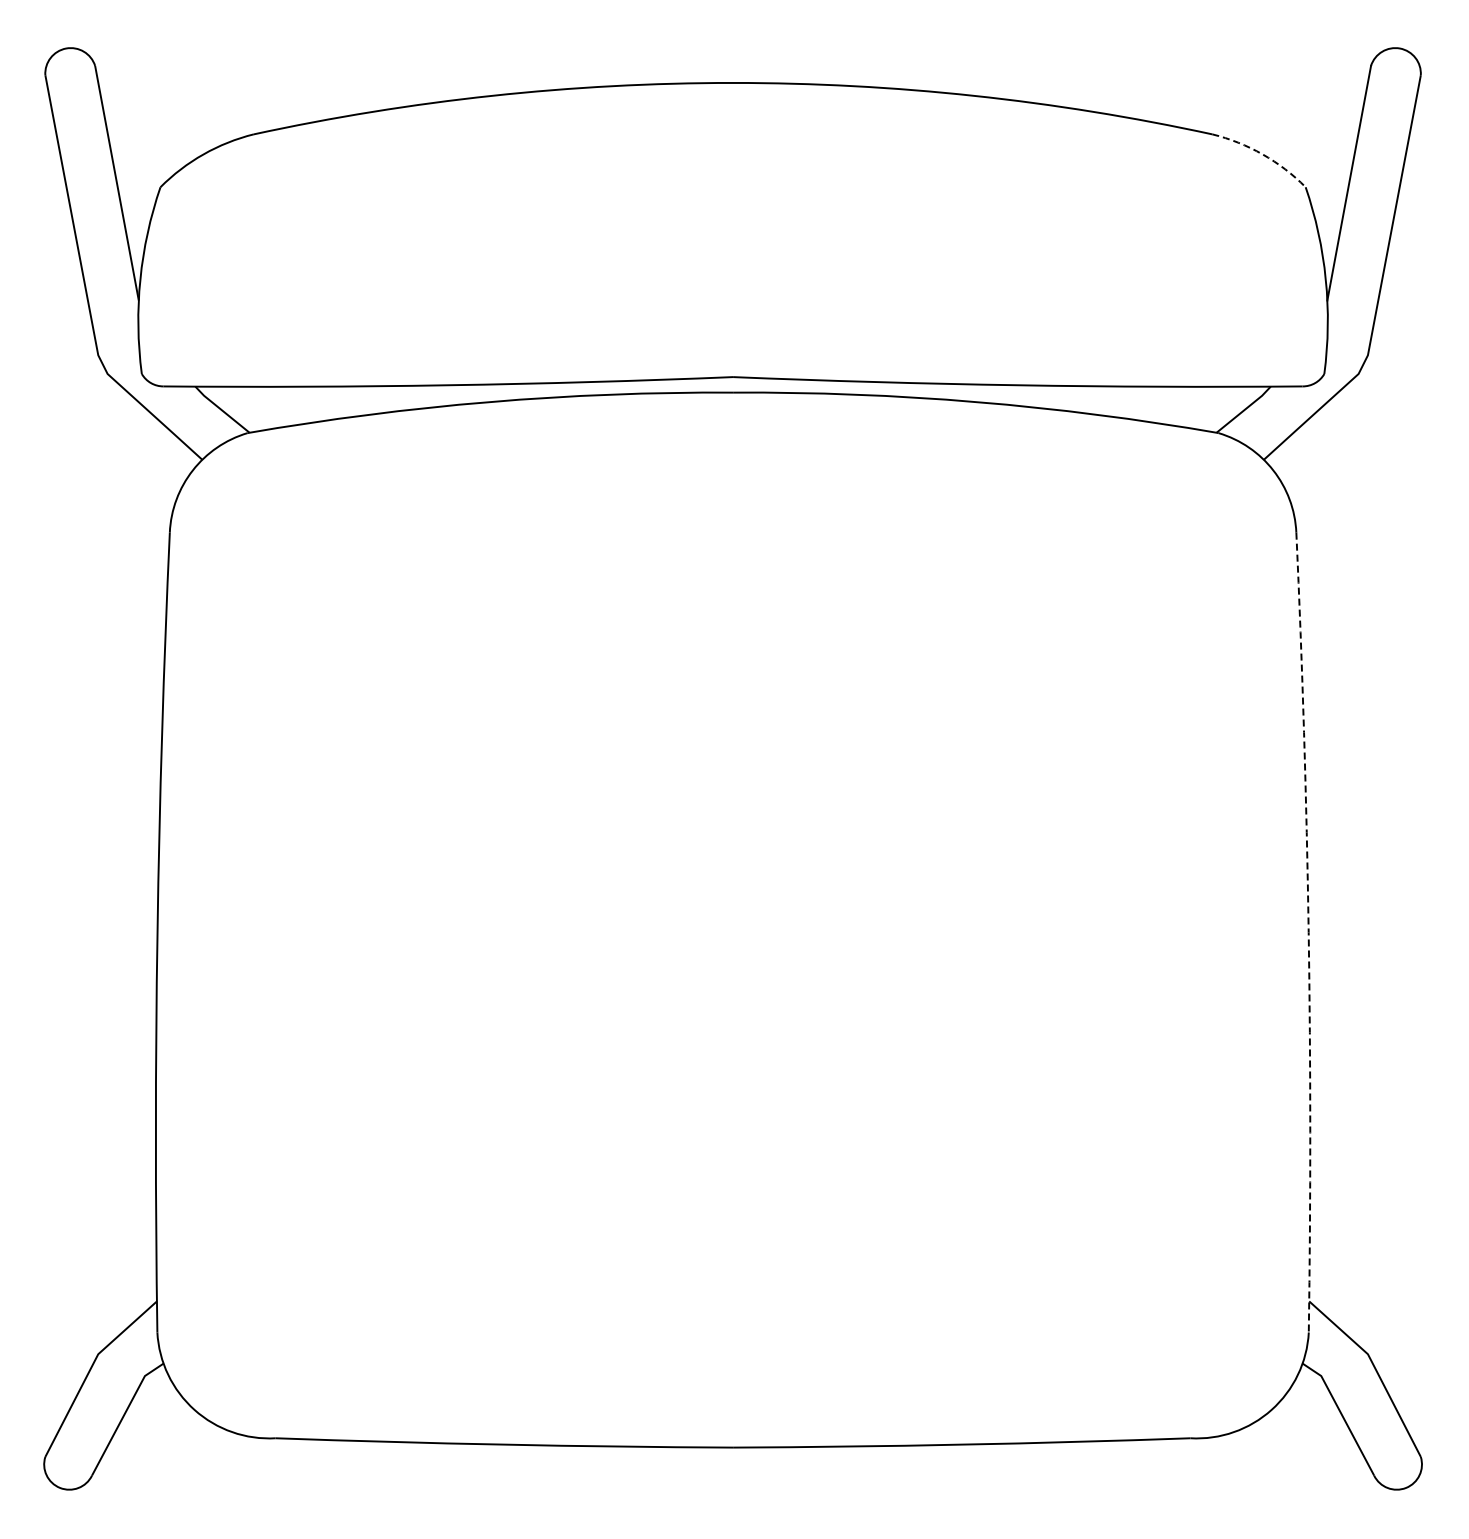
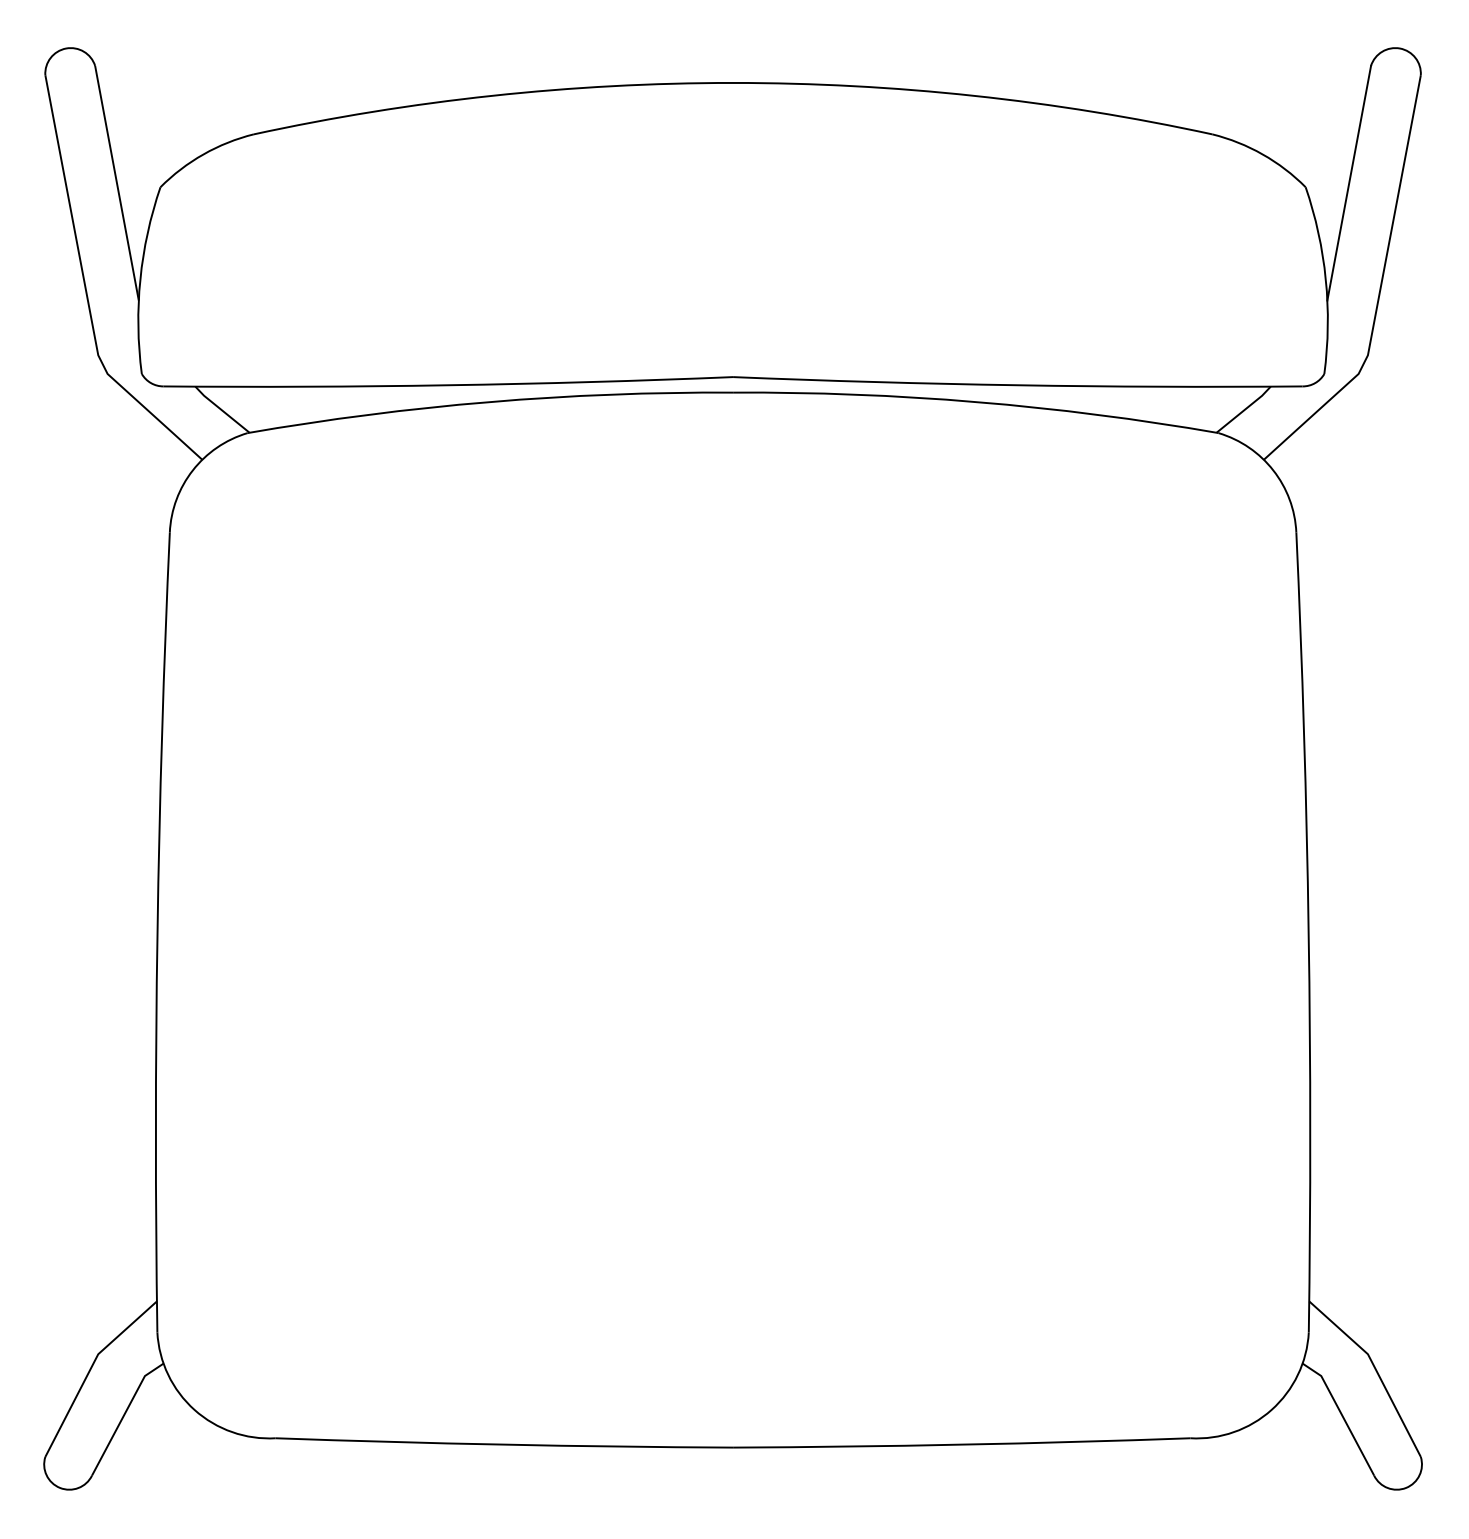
arc: dashed -> solid (1262, 154)
arc: dashed -> solid (1308, 932)
